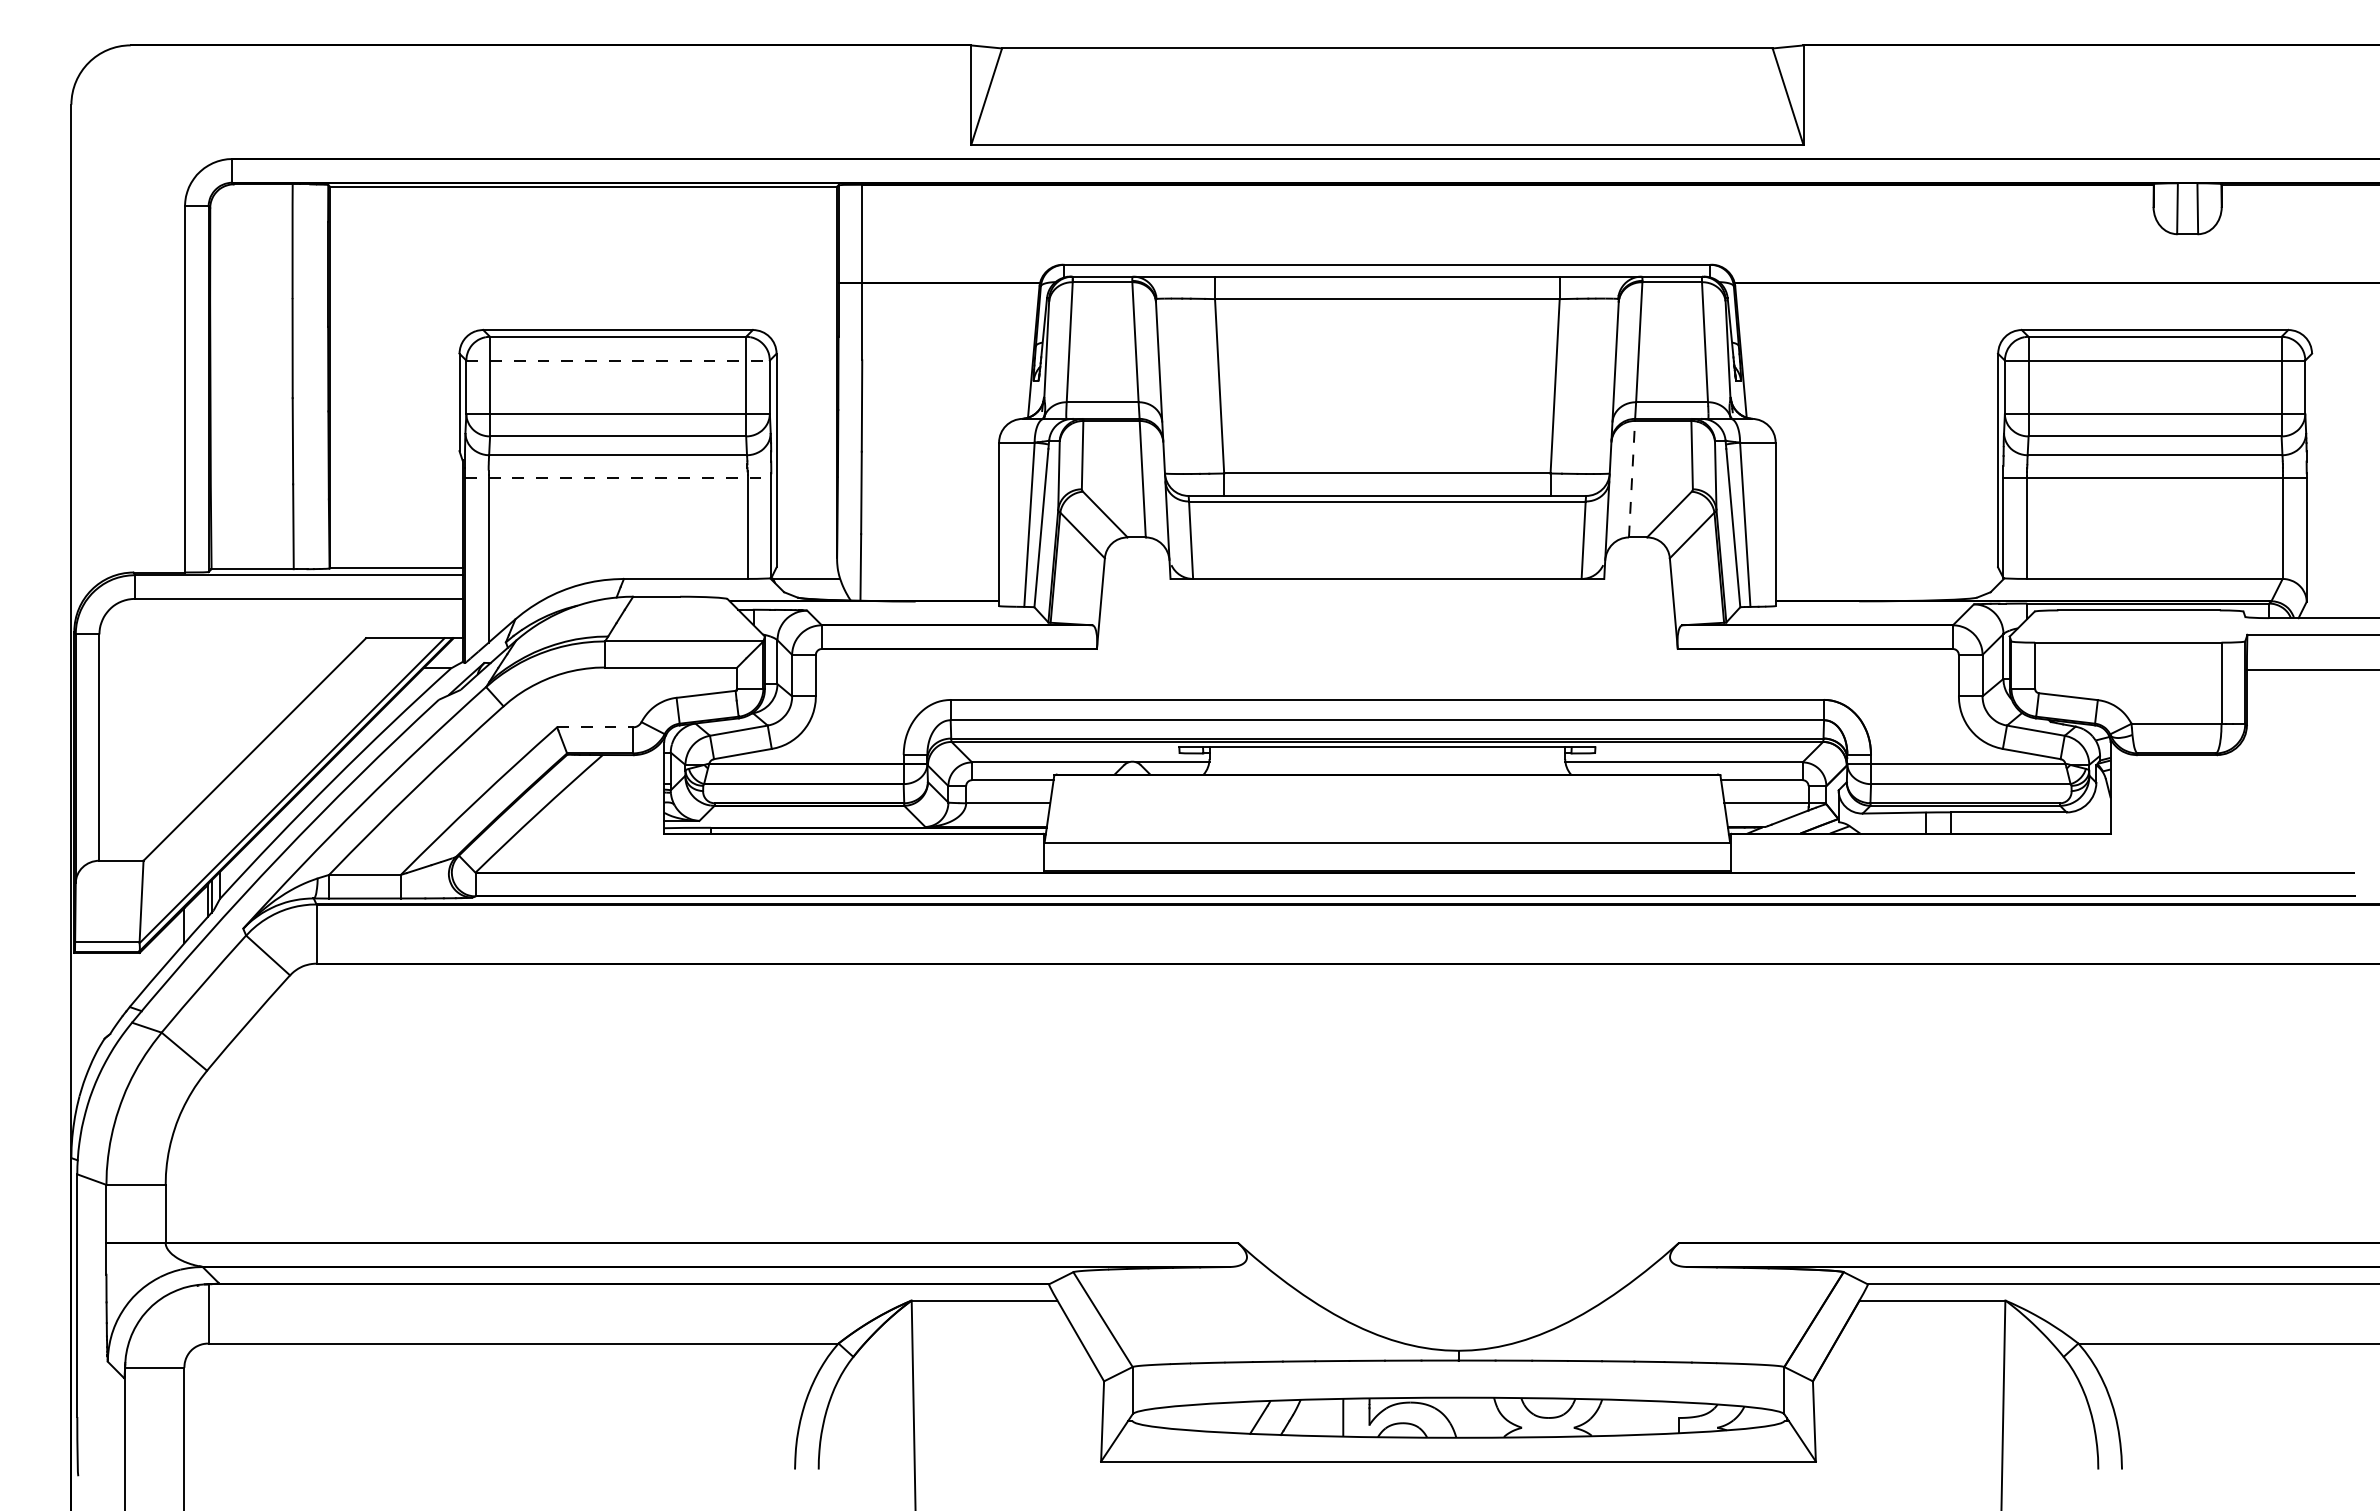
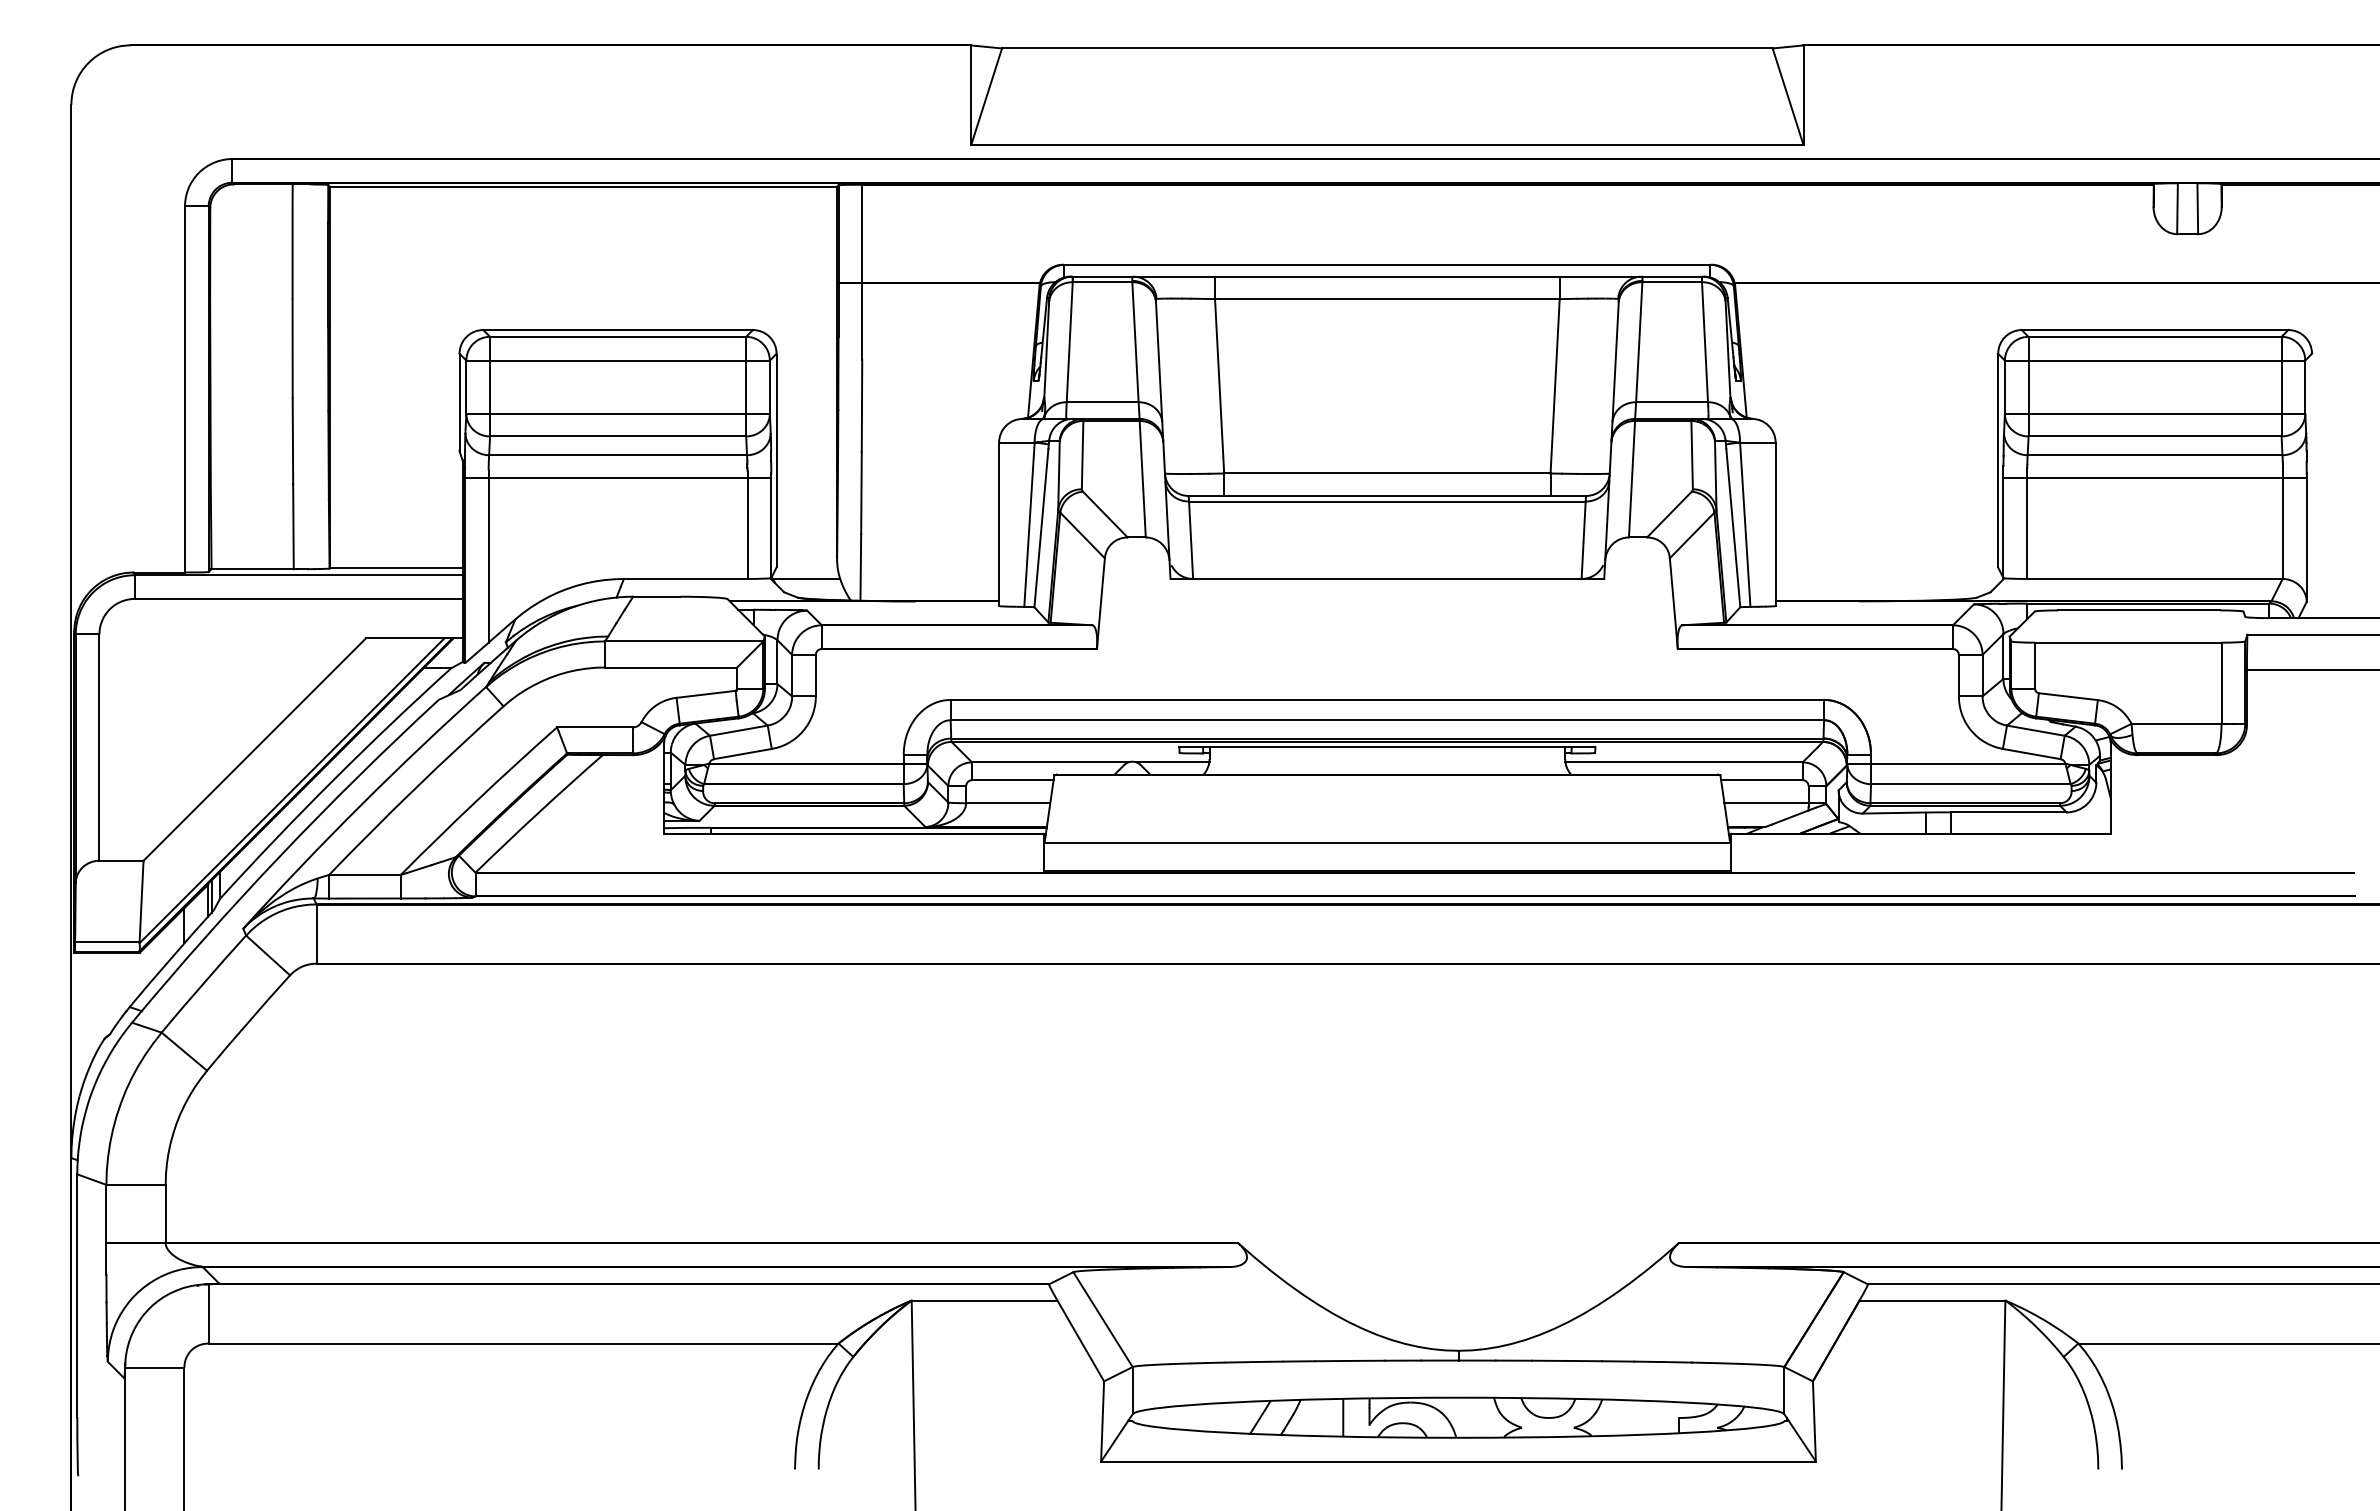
line: dashed -> solid (618, 360)
line: dashed -> solid (618, 477)
line: dashed -> solid (1632, 478)
line: dashed -> solid (595, 727)
